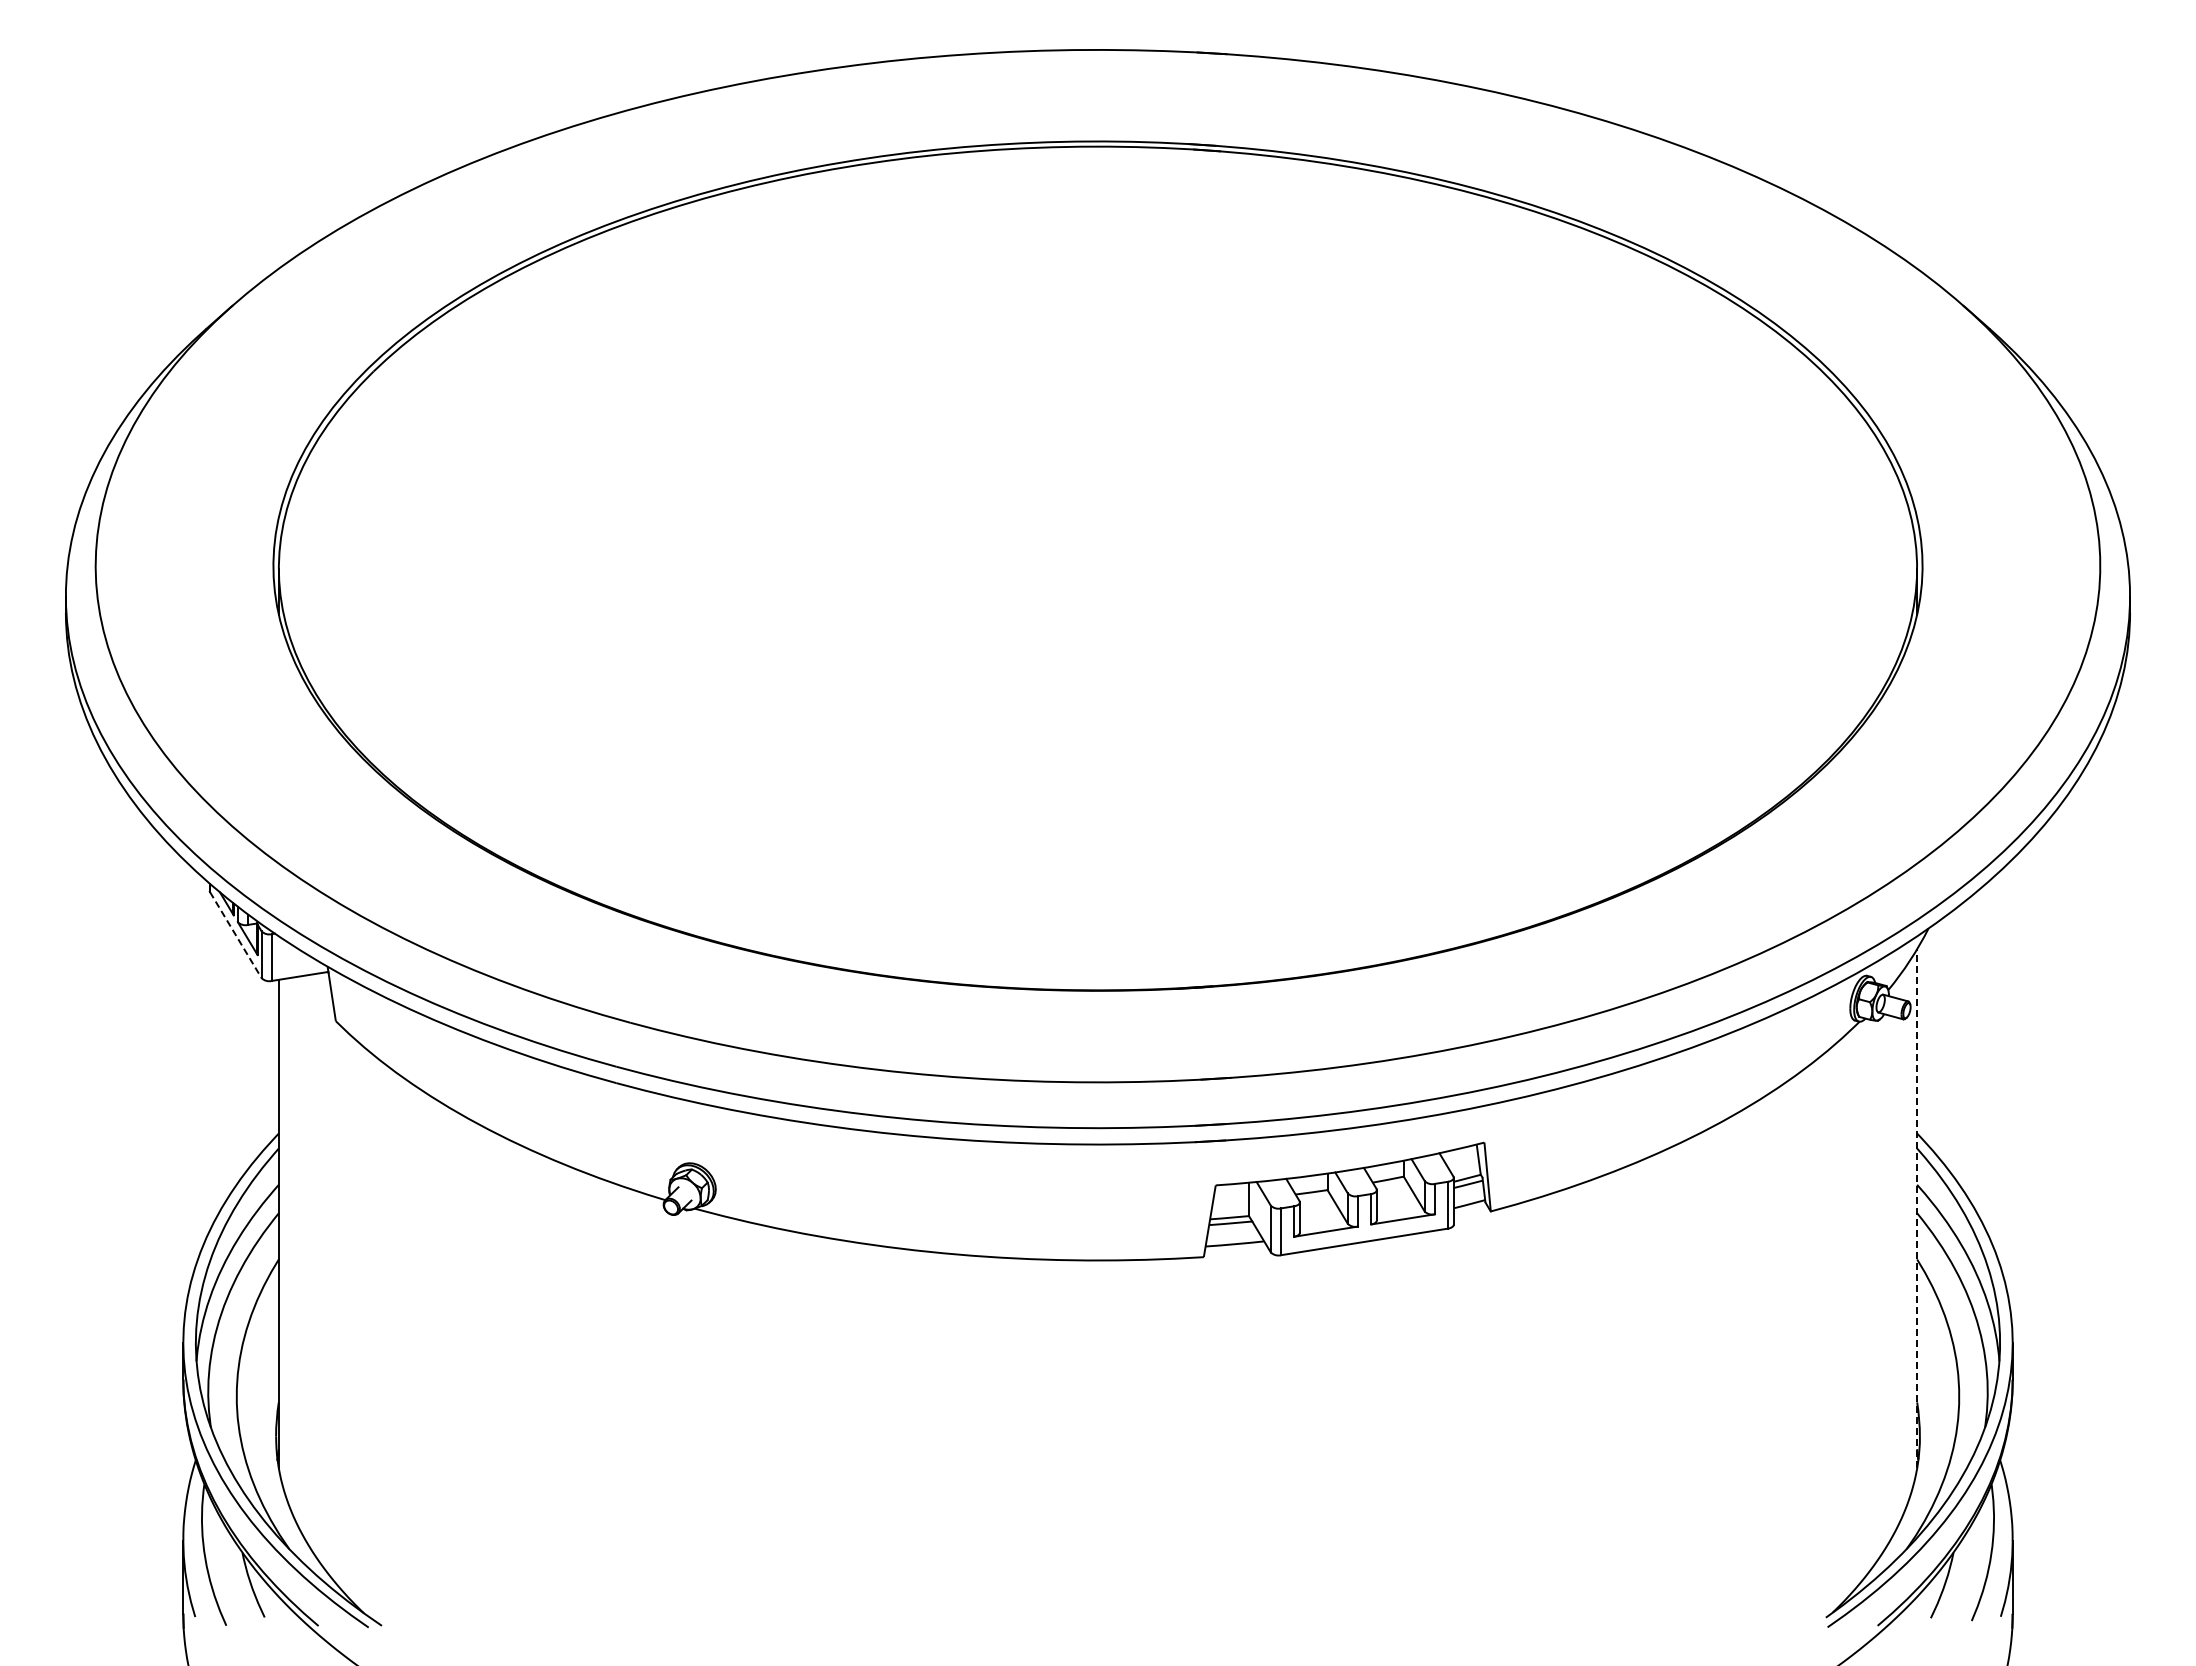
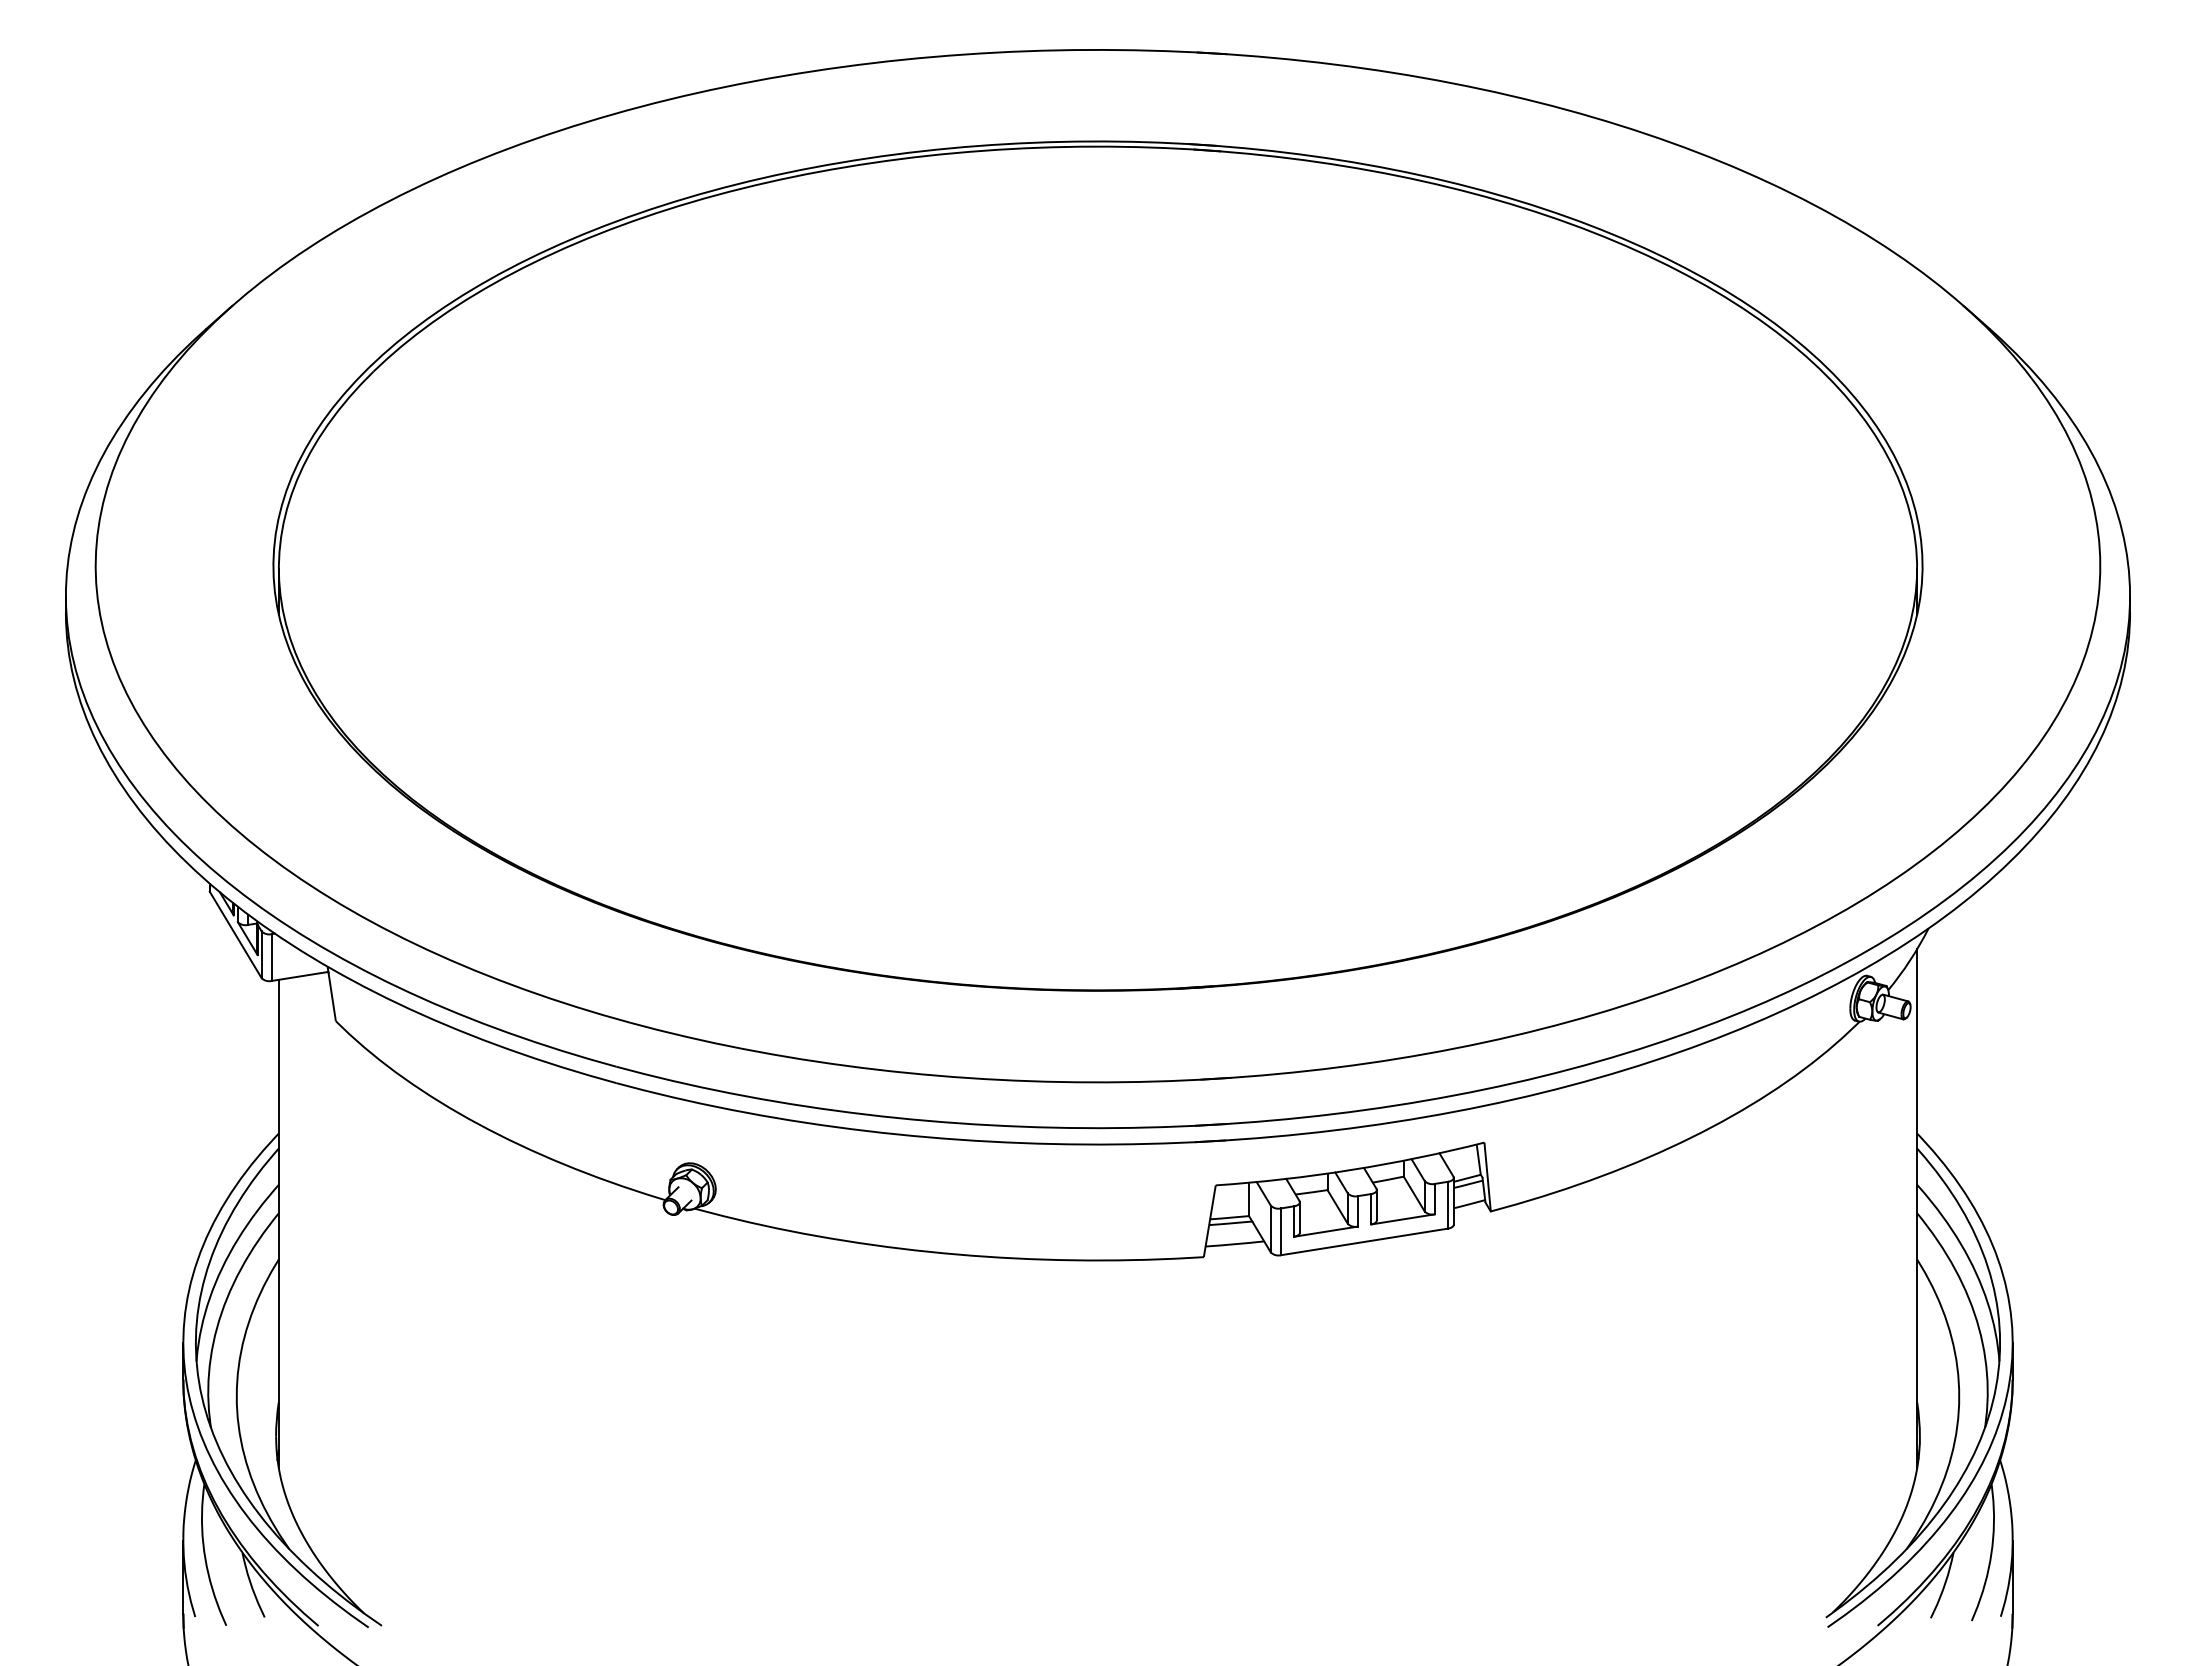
line: dashed -> solid (236, 935)
line: dashed -> solid (1917, 1208)
